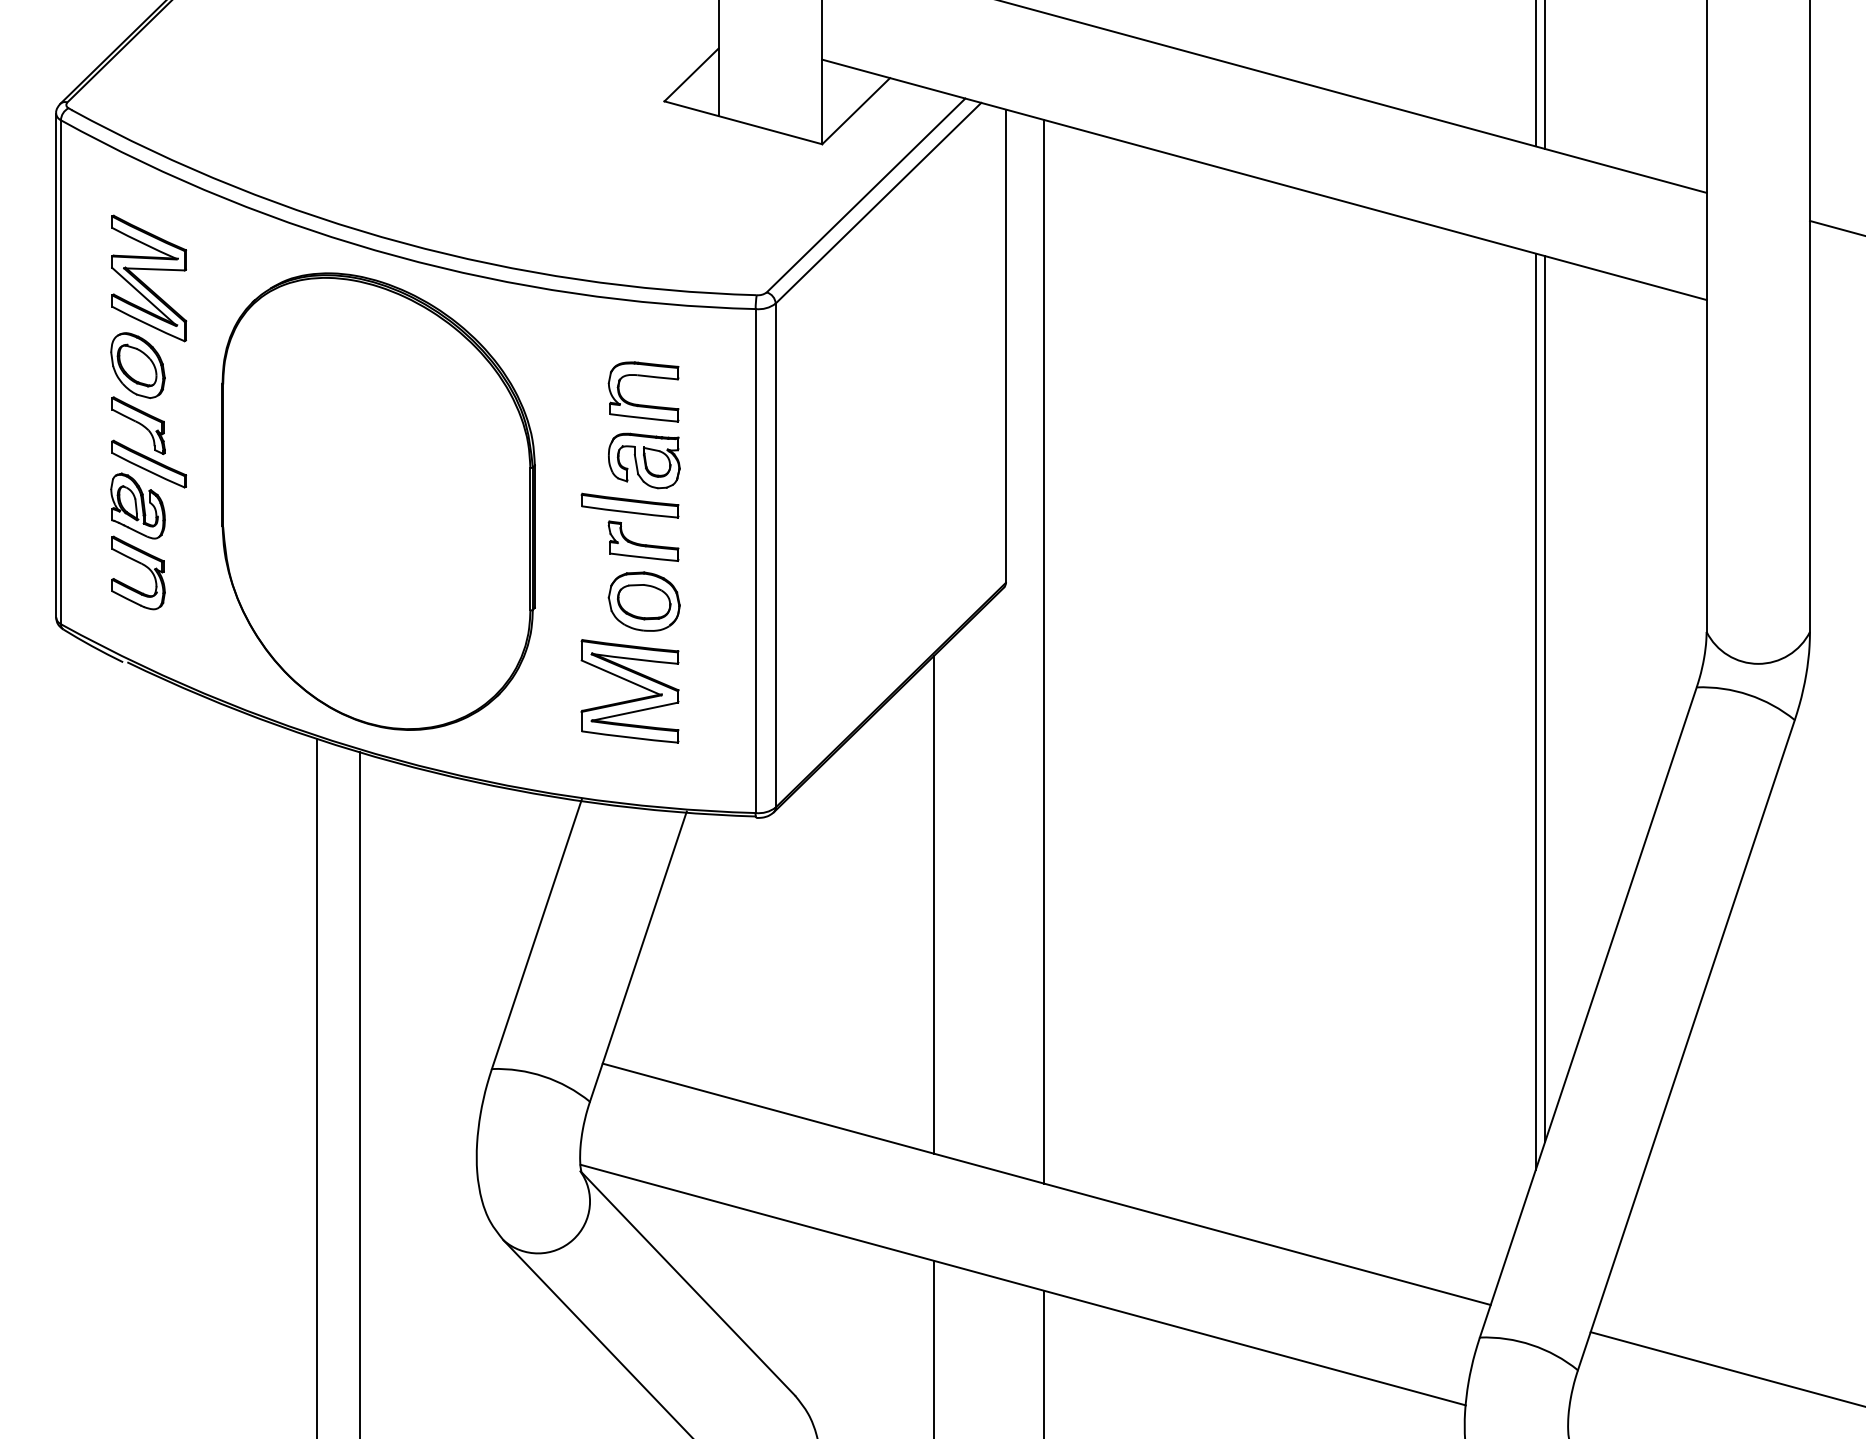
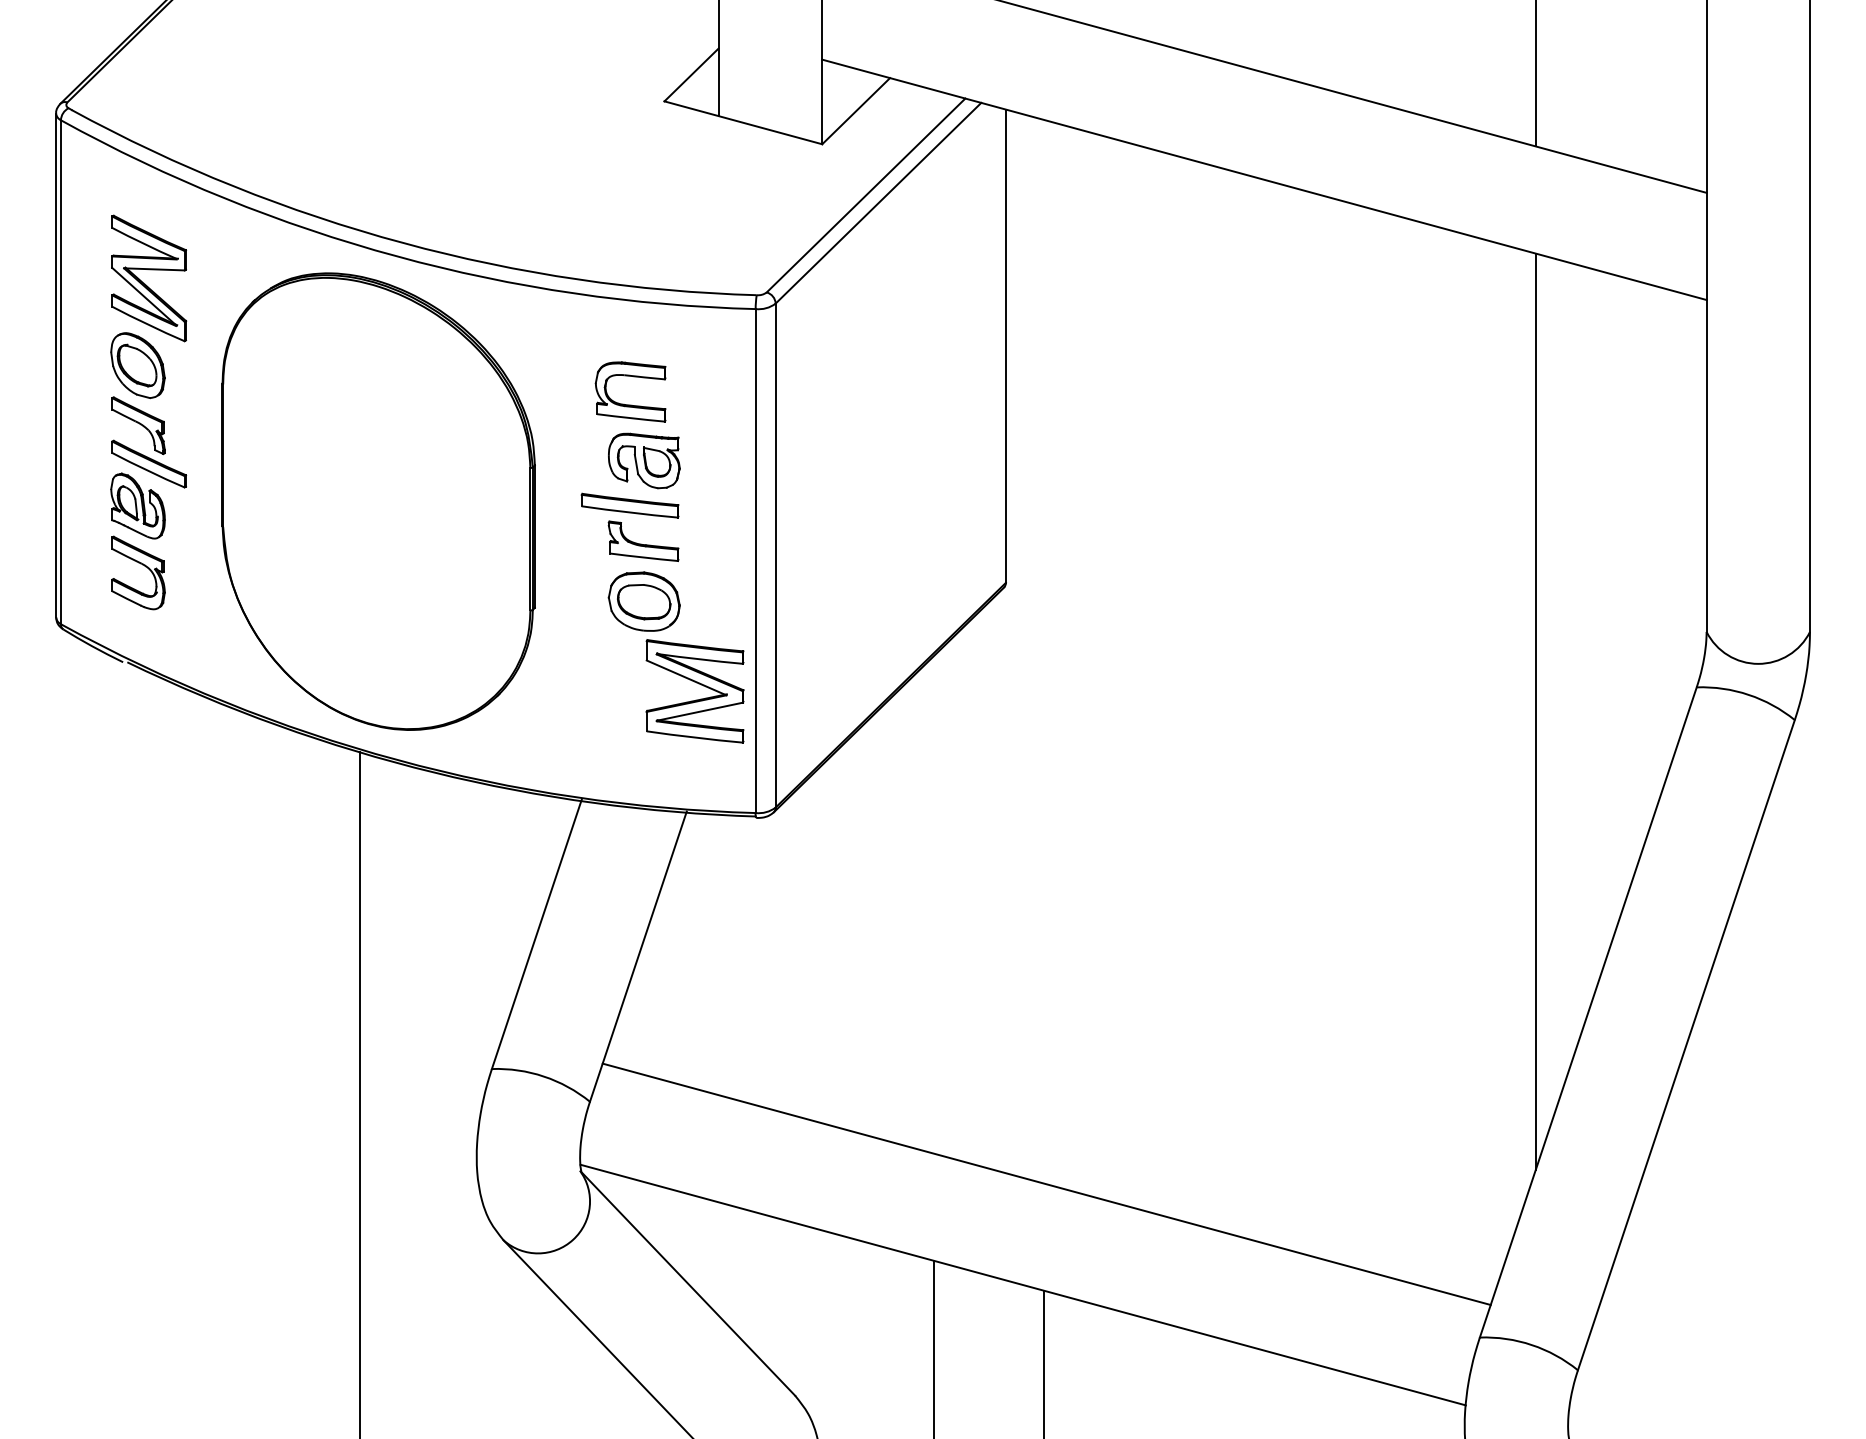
line: present -> none (1545, 75)
line: present -> none (1836, 227)
part position: (643, 404) -> (630, 404) (630, 404)
line: present -> none (1043, 651)
part position: (633, 684) -> (698, 684) (698, 684)
line: present -> none (1545, 698)
line: present -> none (934, 904)
line: present -> none (317, 1087)
line: present -> none (1726, 1369)
